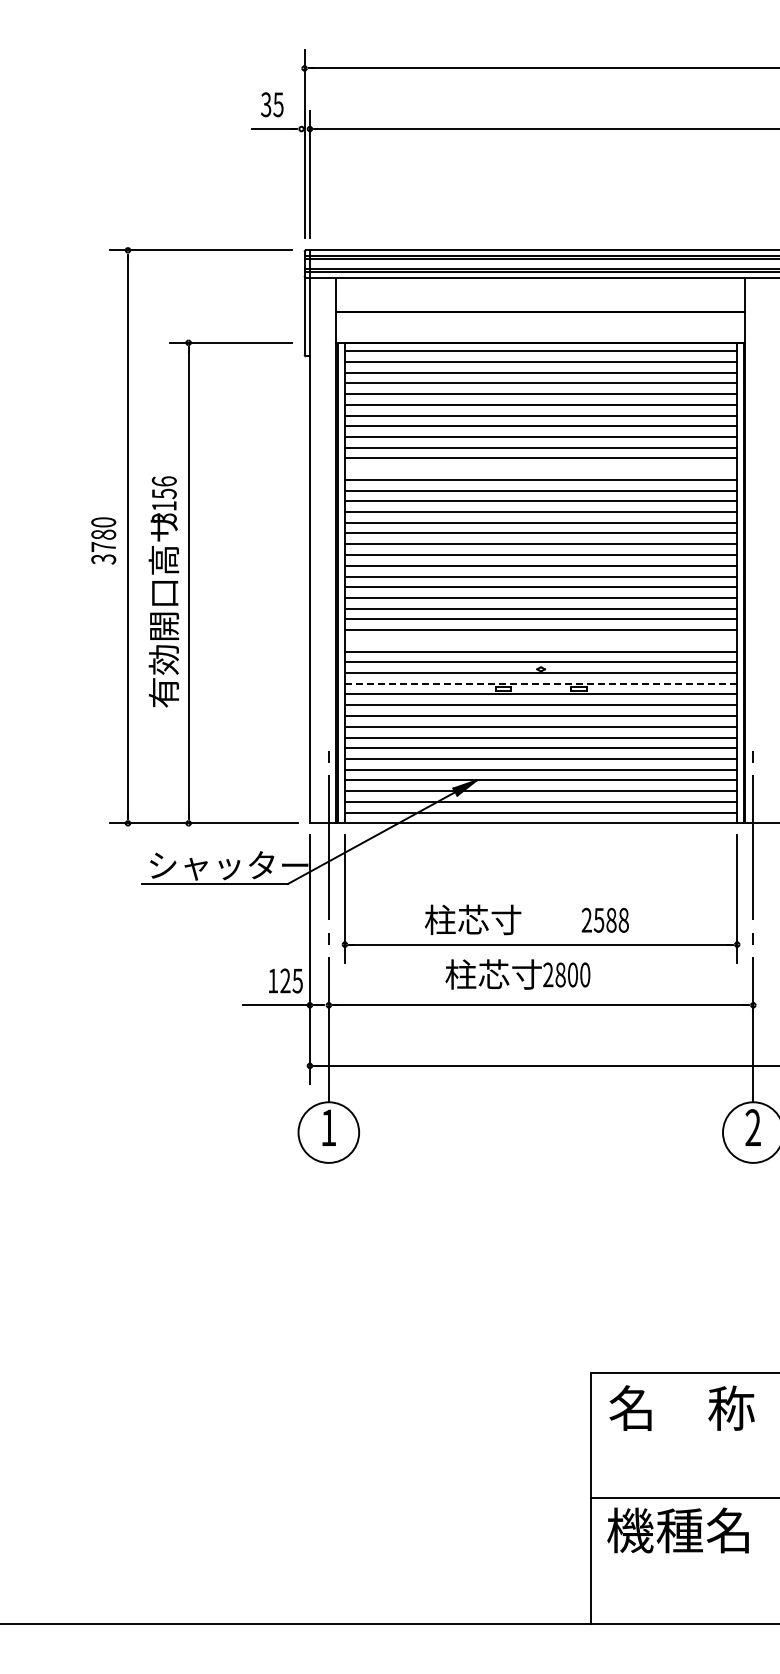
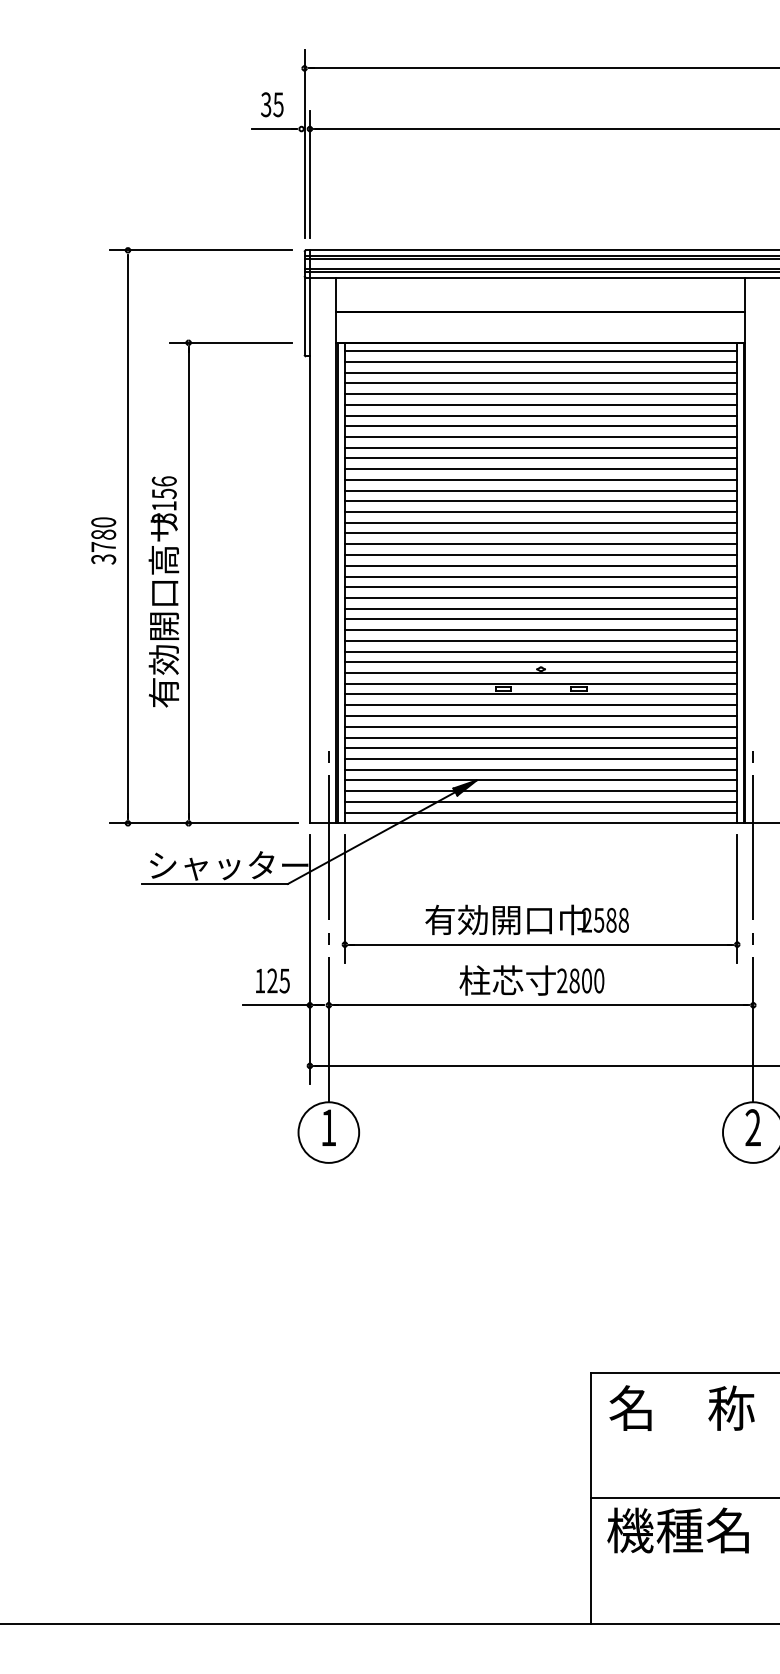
line: none -> present (540, 469)
line: none -> present (540, 640)
line: dashed -> solid (540, 683)
text: 柱芯寸 -> 有効開口巾 (504, 919)
text position: (517, 974) -> (531, 980) (531, 980)
text position: (285, 980) -> (272, 980) (272, 980)
